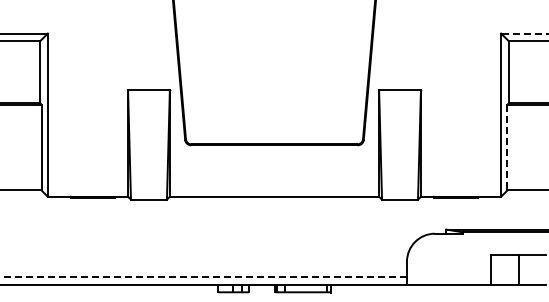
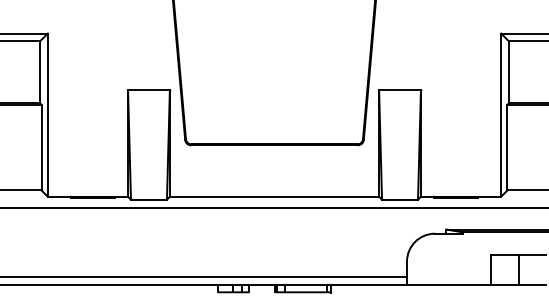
line: dashed -> solid (525, 33)
line: dashed -> solid (507, 147)
line: none -> present (273, 207)
line: dashed -> solid (204, 276)
